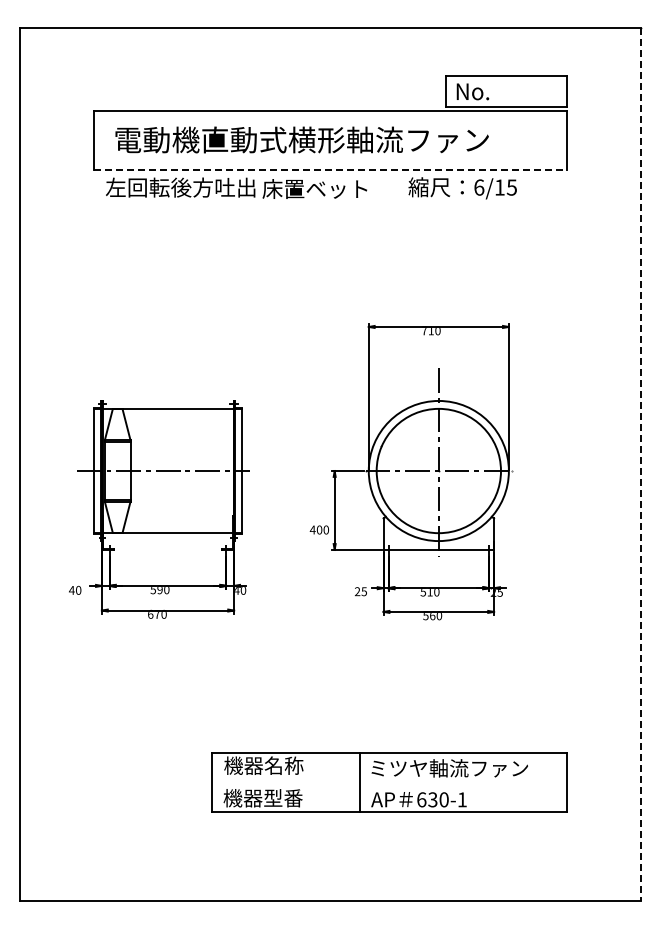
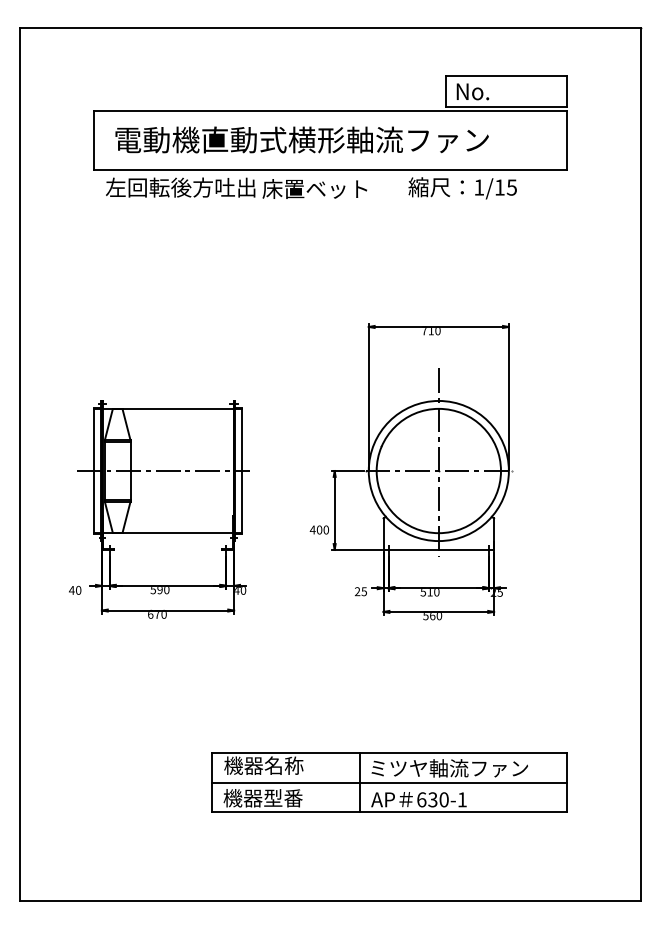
line: dashed -> solid (330, 170)
text: 6/15 -> 1/15 (479, 187)
line: dashed -> solid (641, 464)
line: none -> present (389, 782)
